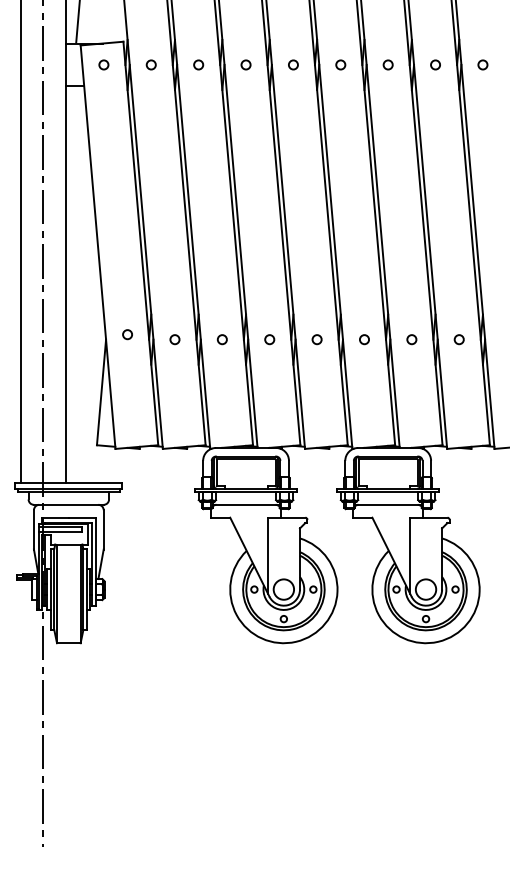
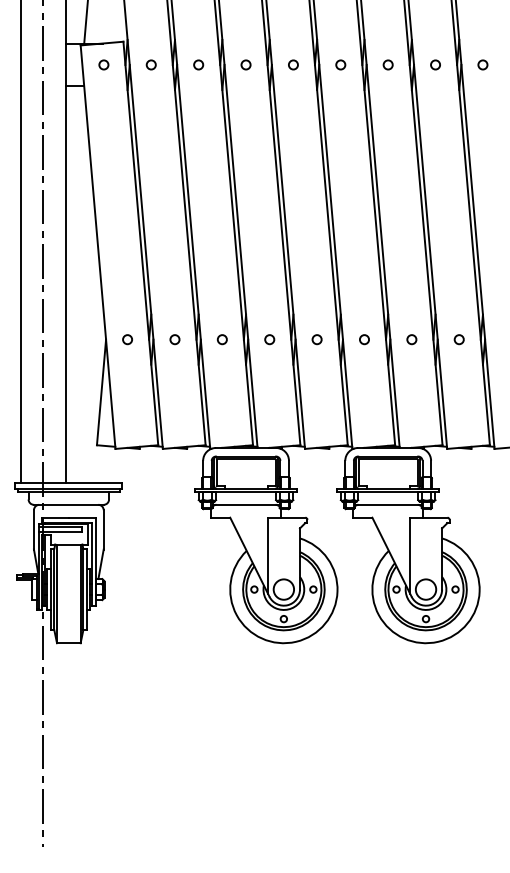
line position: (77, 22) -> (85, 22) (85, 22)
circle position: (127, 334) -> (127, 339) (127, 339)
